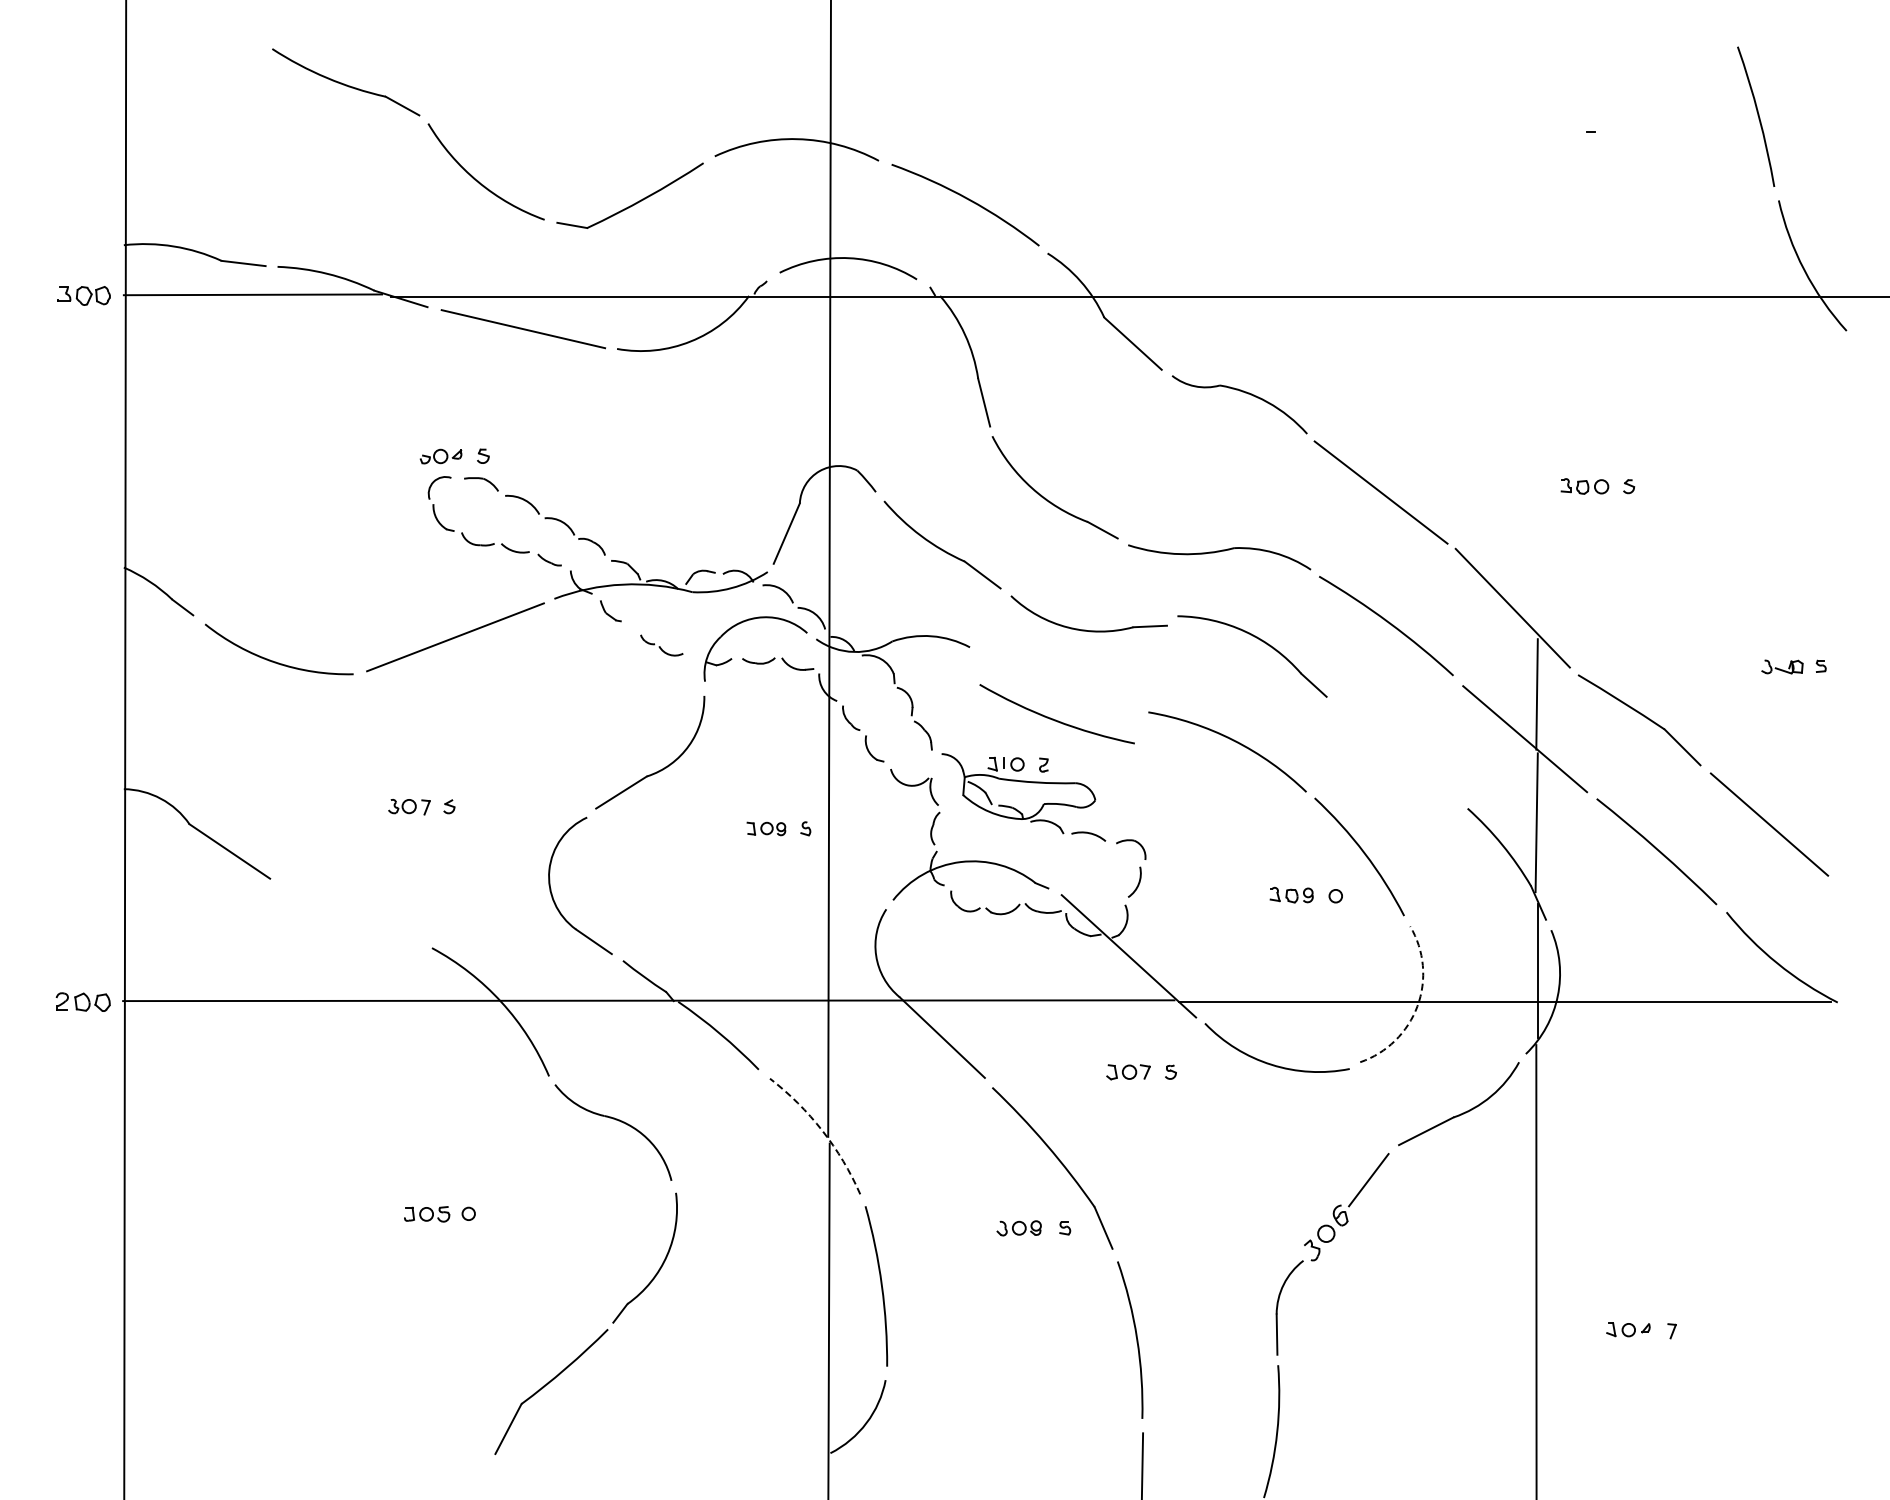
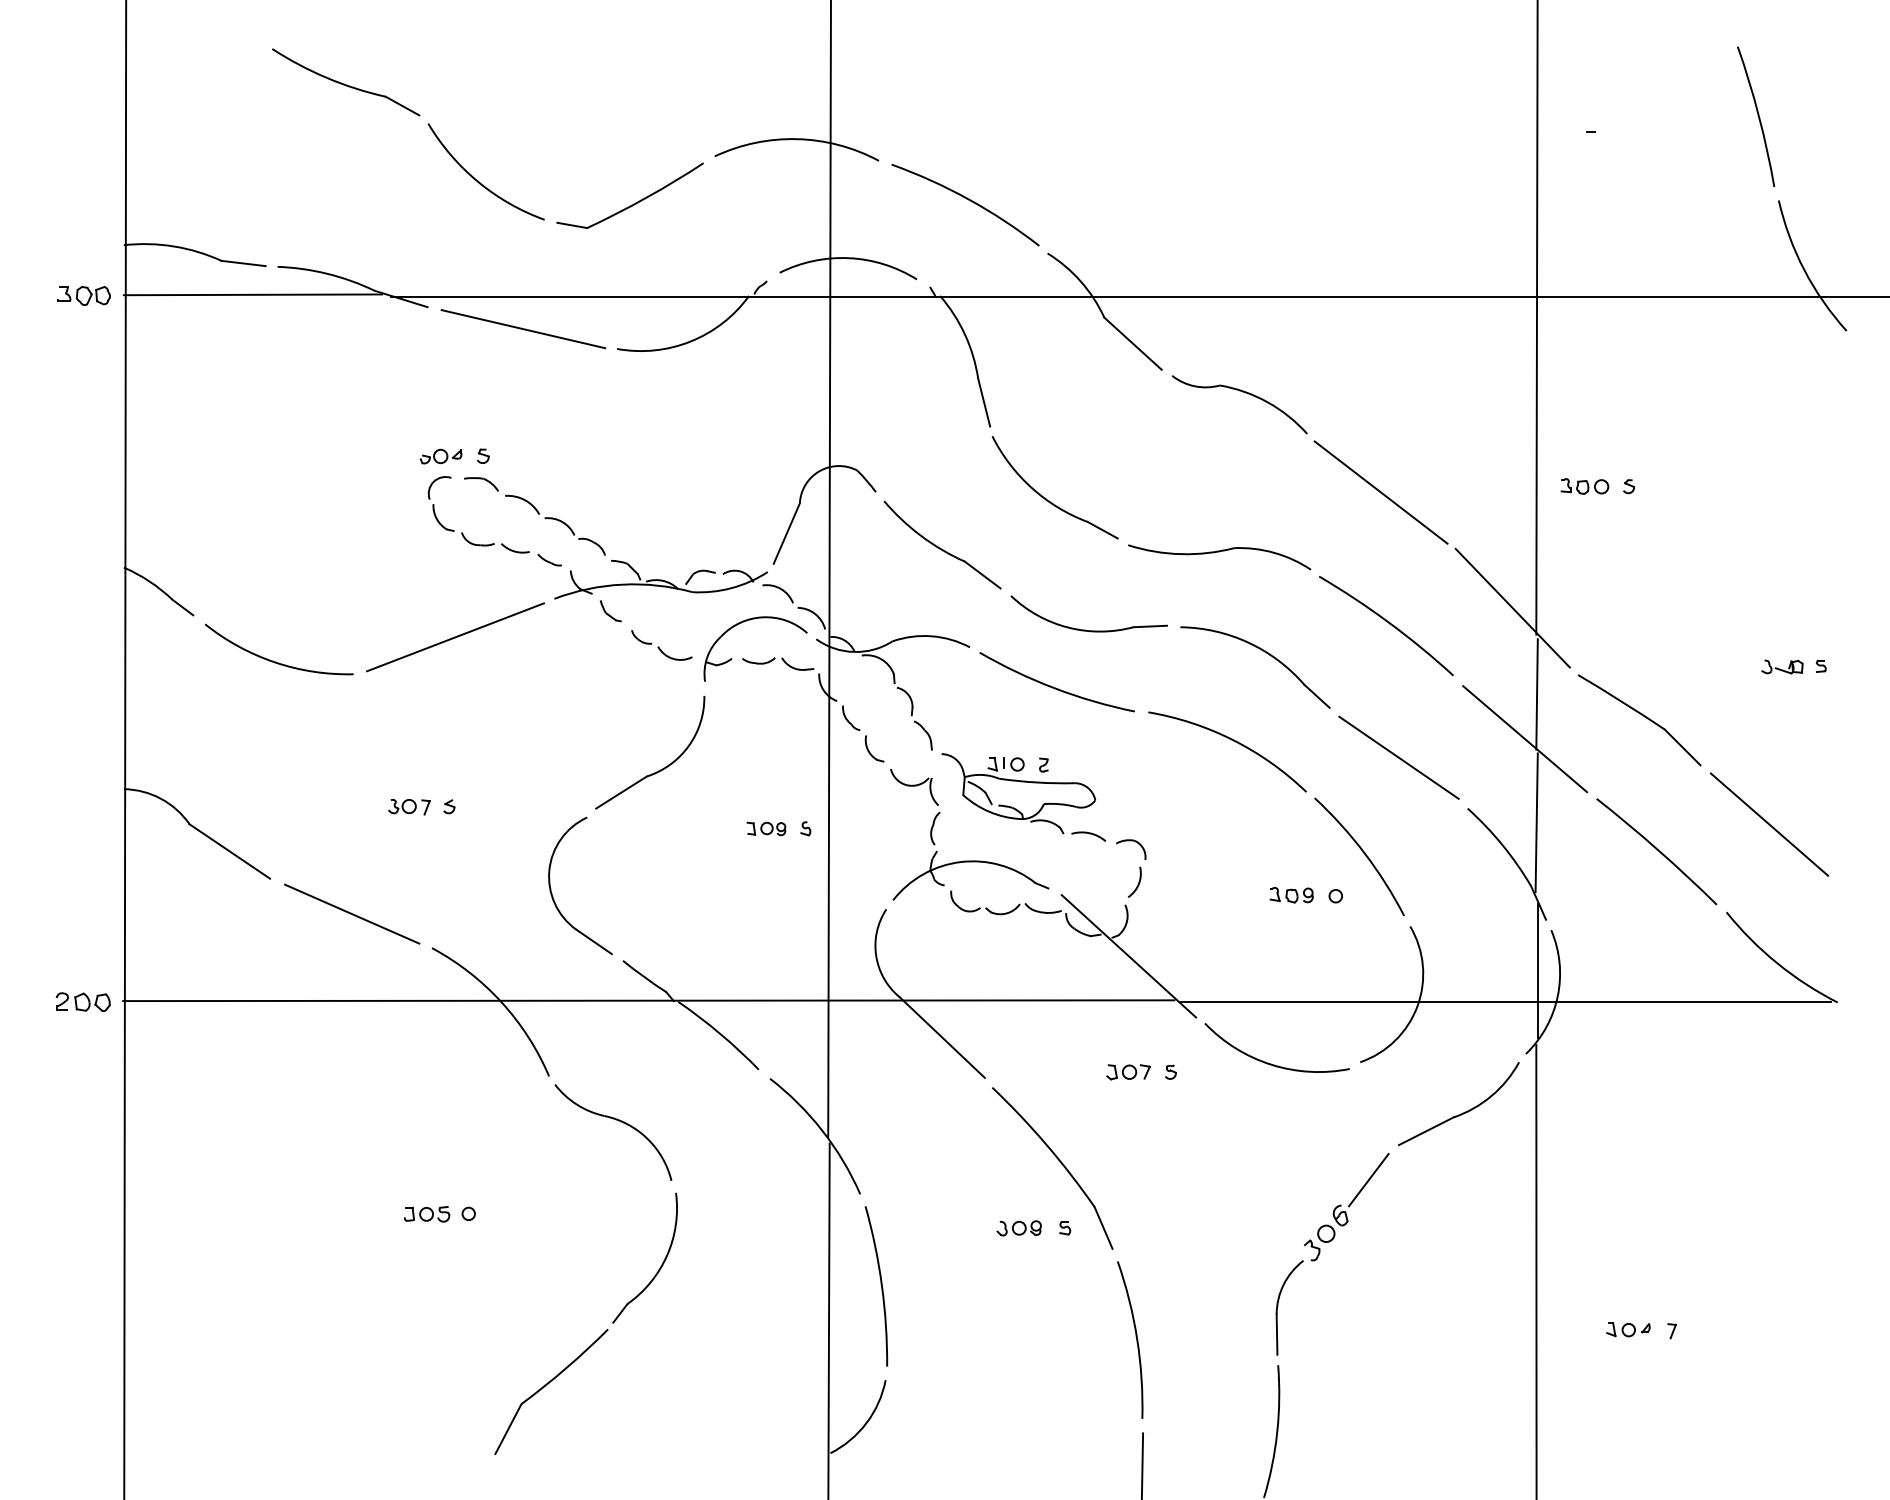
line: none -> present (1536, 318)
part position: (1259, 640) -> (1262, 651) (1262, 651)
part size: 44x23 px -> 62x31 px (661, 645)
arc position: (1053, 718) -> (1053, 686) (1053, 686)
line: none -> present (1398, 757)
line: none -> present (352, 913)
arc: dashed -> solid (1417, 1006)
arc: dashed -> solid (822, 1130)
